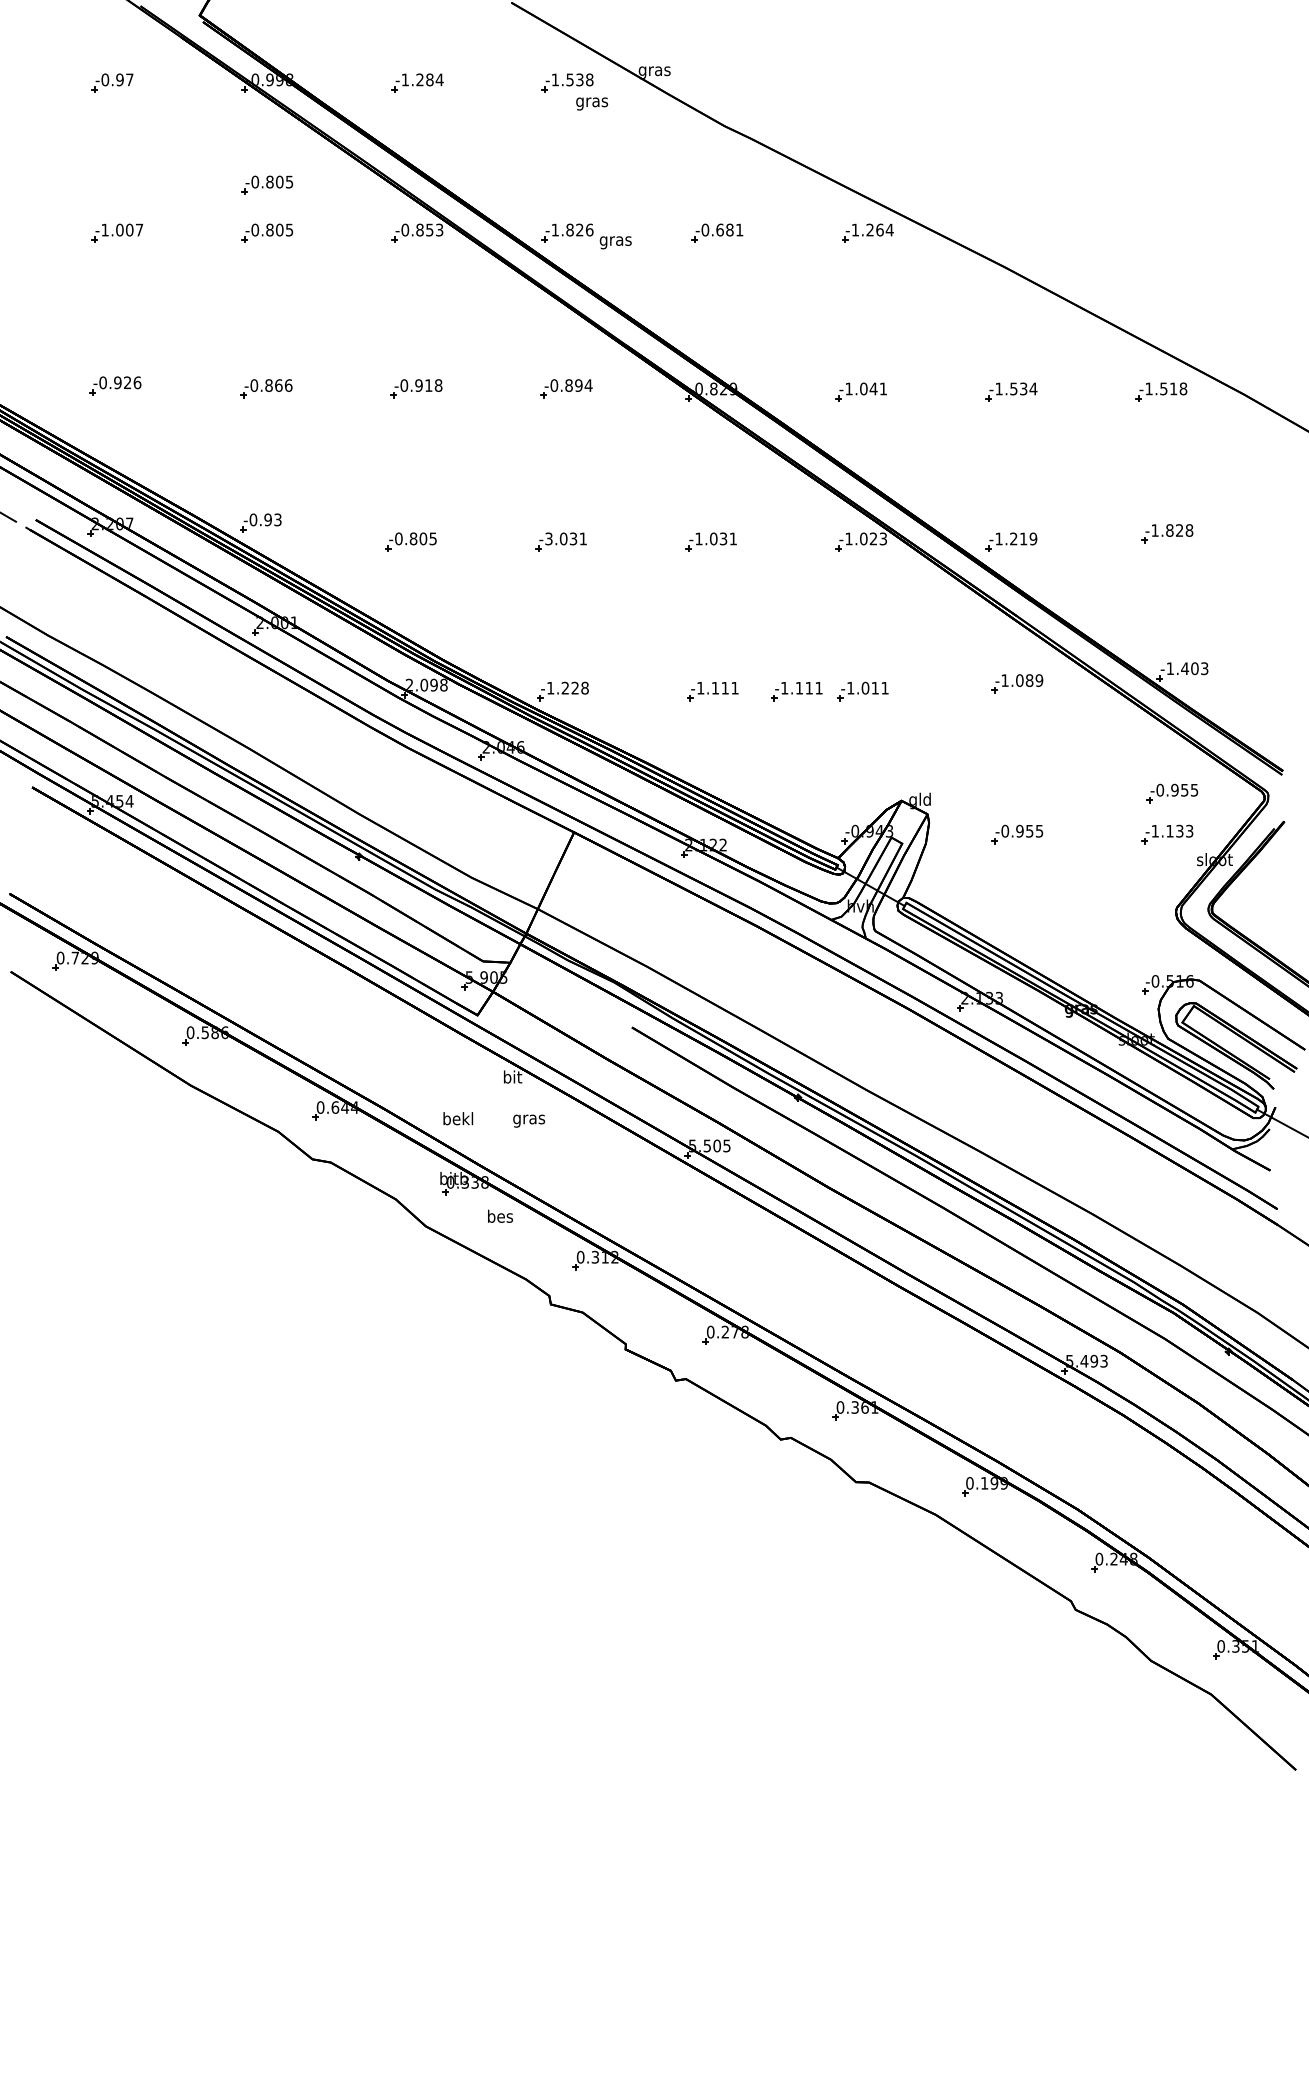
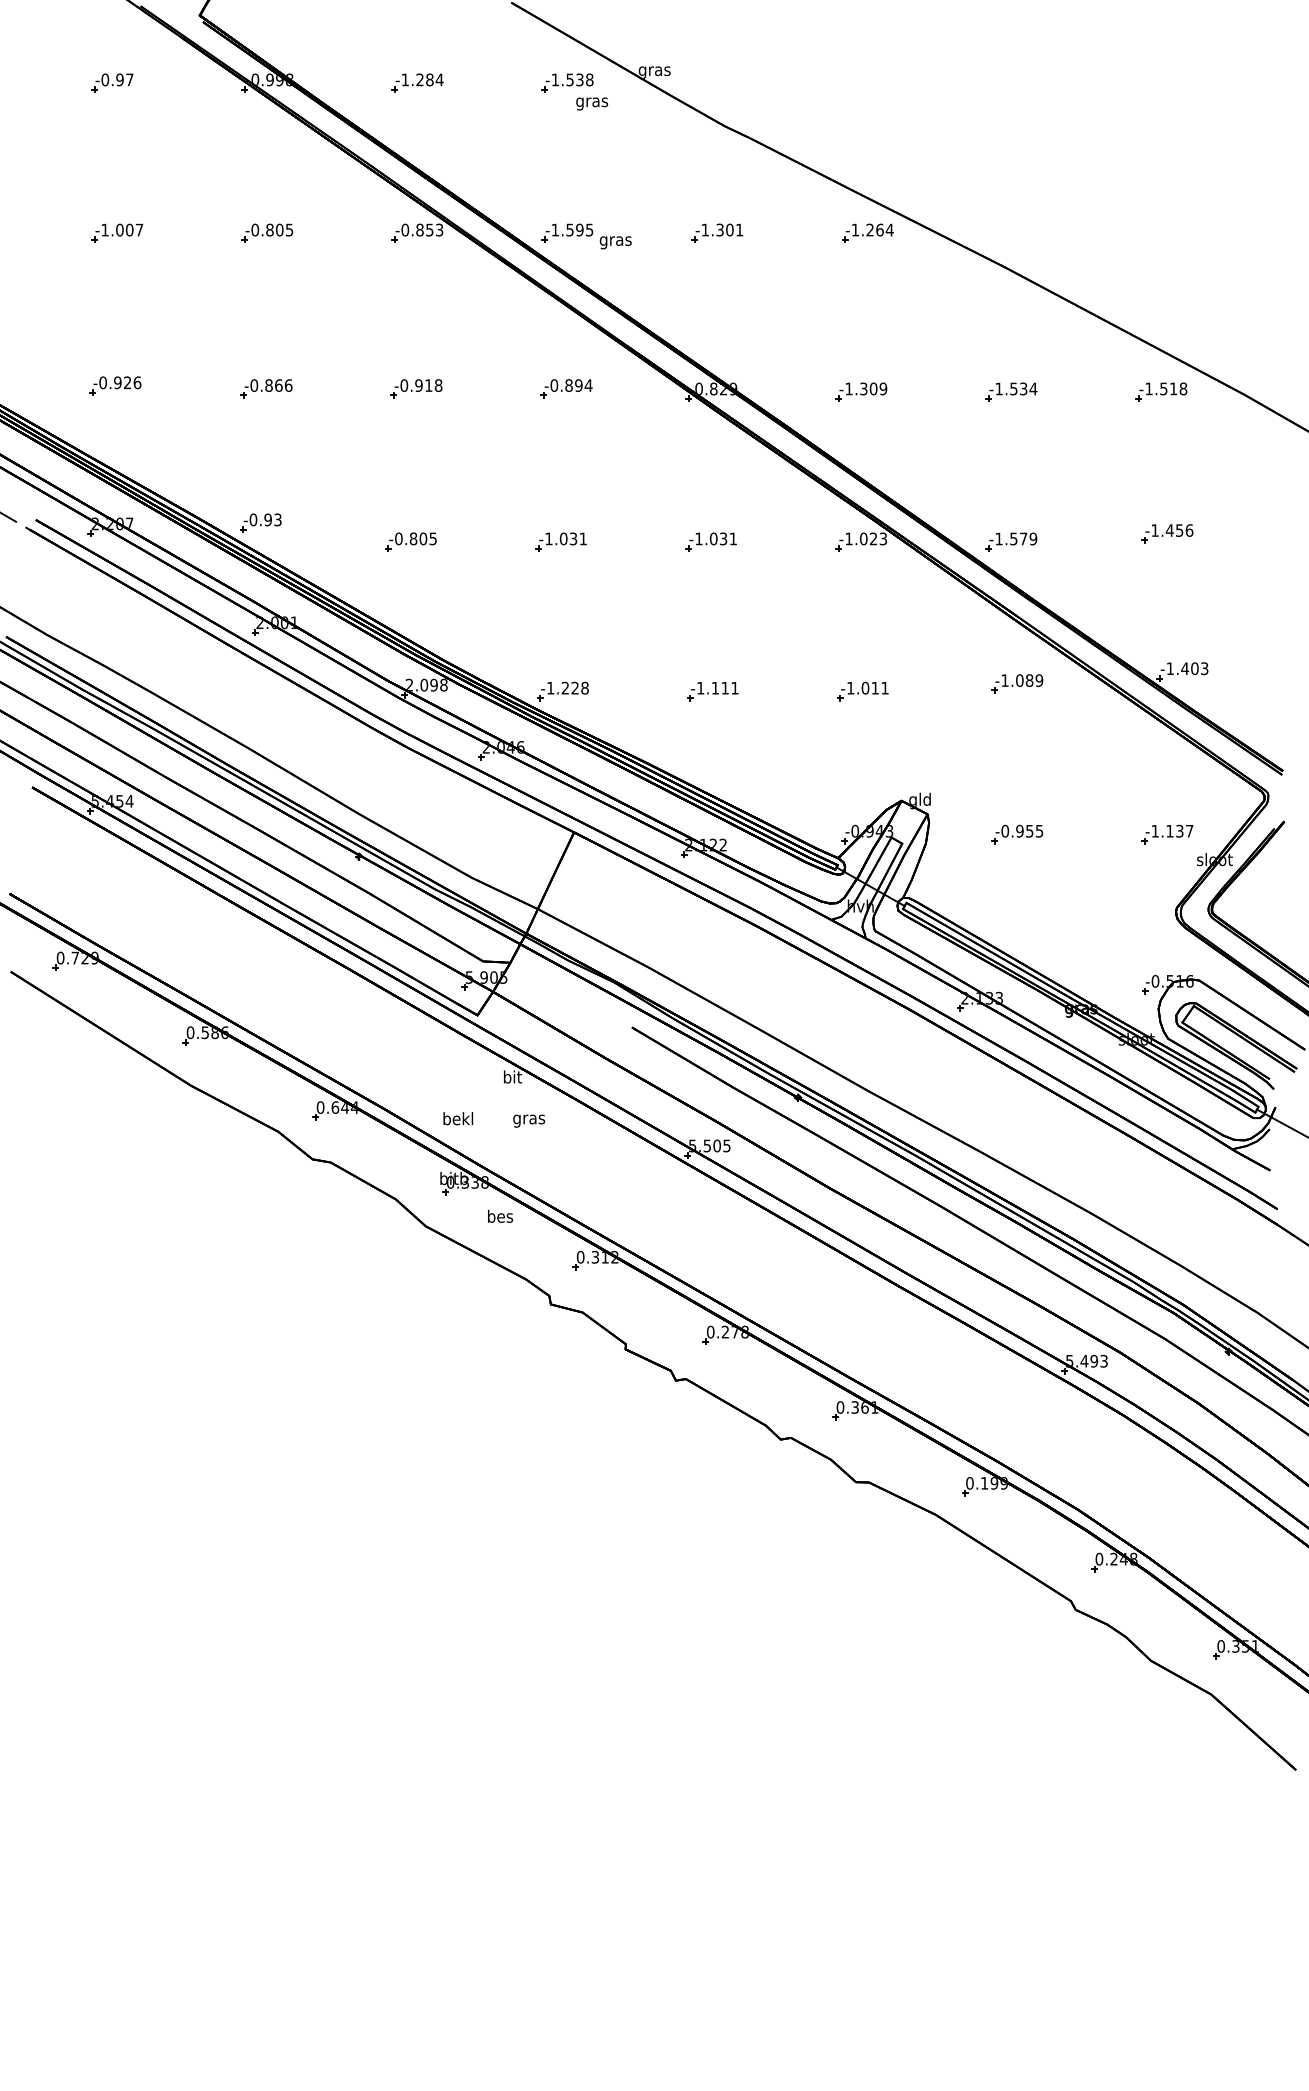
part: present -> none (267, 184)
text: -1.826 -> -1.595 (579, 229)
text: -0.681 -> -1.301 (717, 229)
text: -1.041 -> -1.309 (873, 388)
text: -1.828 -> -1.456 (1179, 530)
text: -3.031 -> -1.031 (548, 538)
text: -1.219 -> -1.579 (1018, 538)
part: present -> none (796, 691)
part: present -> none (1172, 793)
text: -1.133 -> -1.137 (1189, 830)
